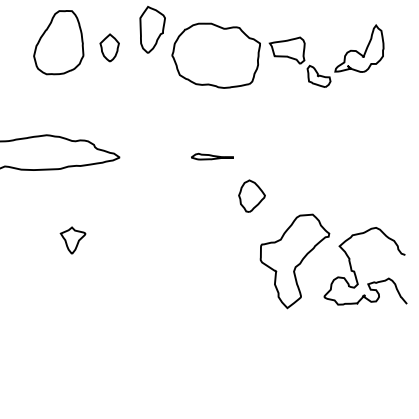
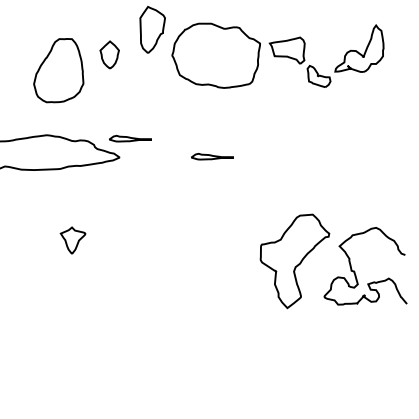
part position: (58, 42) -> (58, 70) (58, 70)
part position: (109, 47) -> (109, 54) (109, 54)
part: none -> present (130, 138)
part: present -> none (251, 195)
